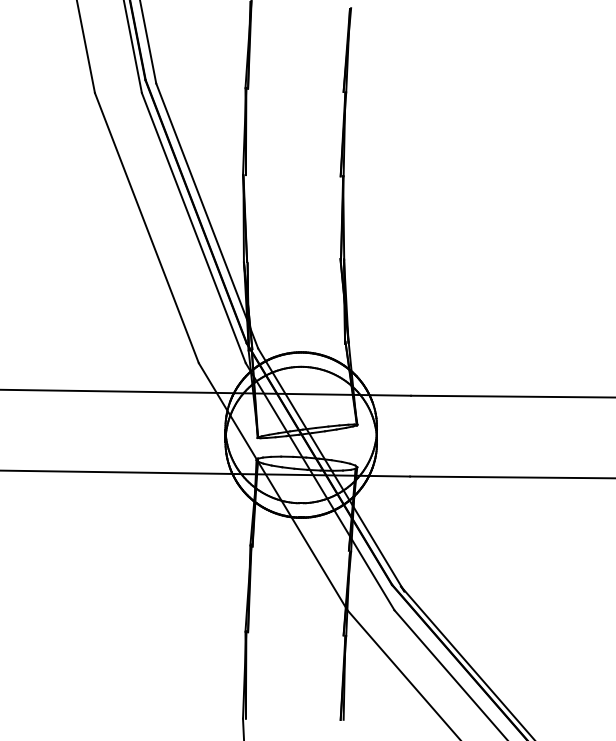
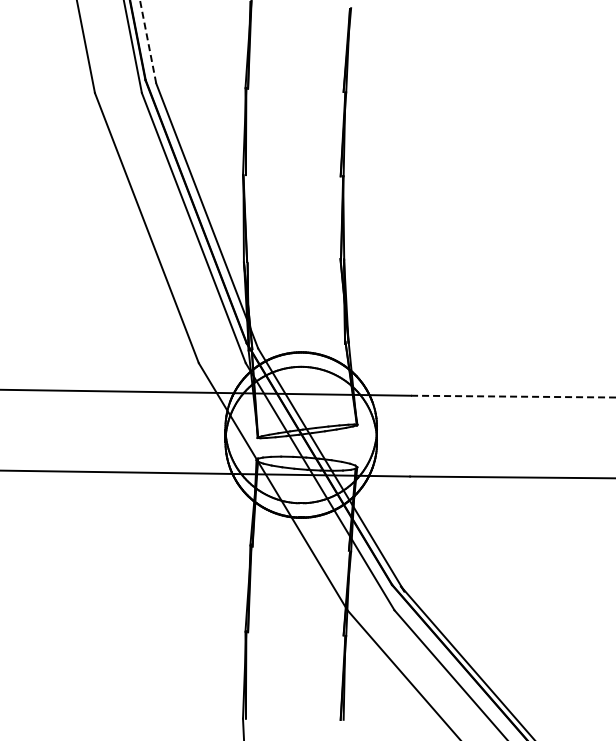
line: solid -> dashed (148, 41)
line: solid -> dashed (513, 396)
